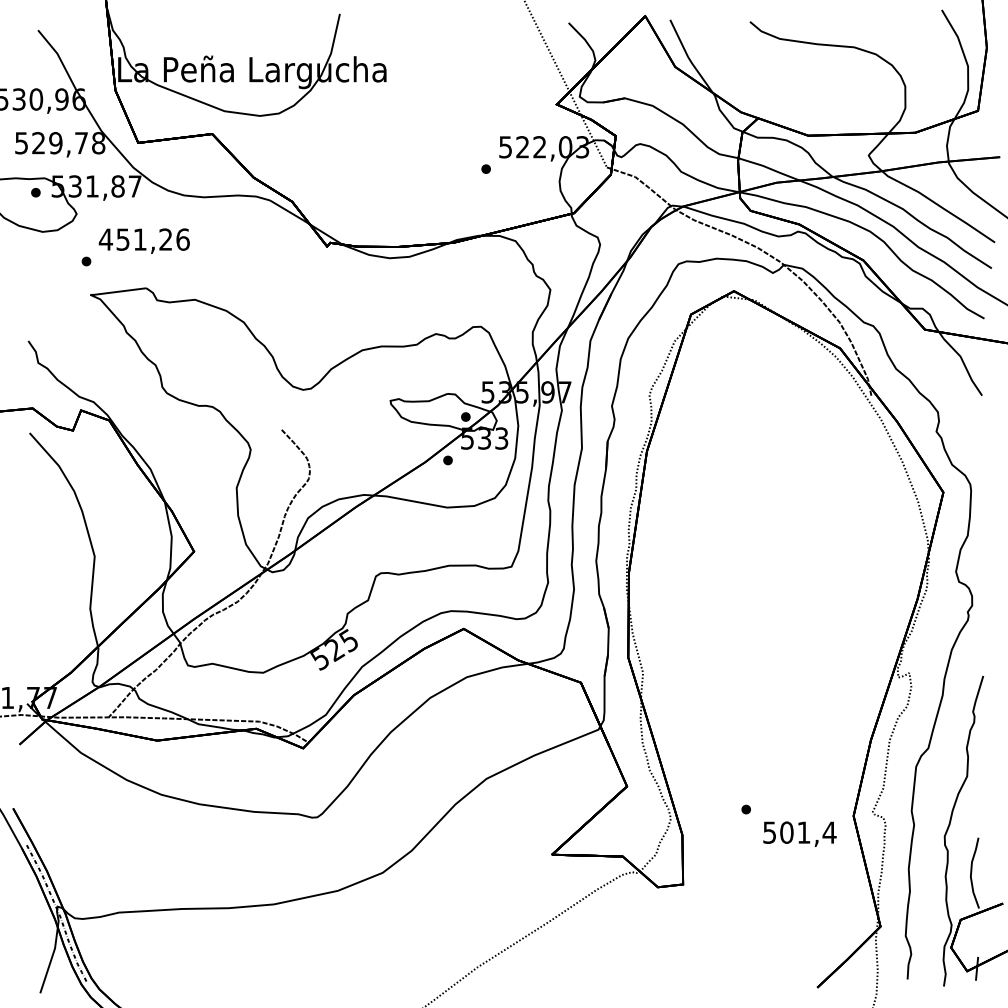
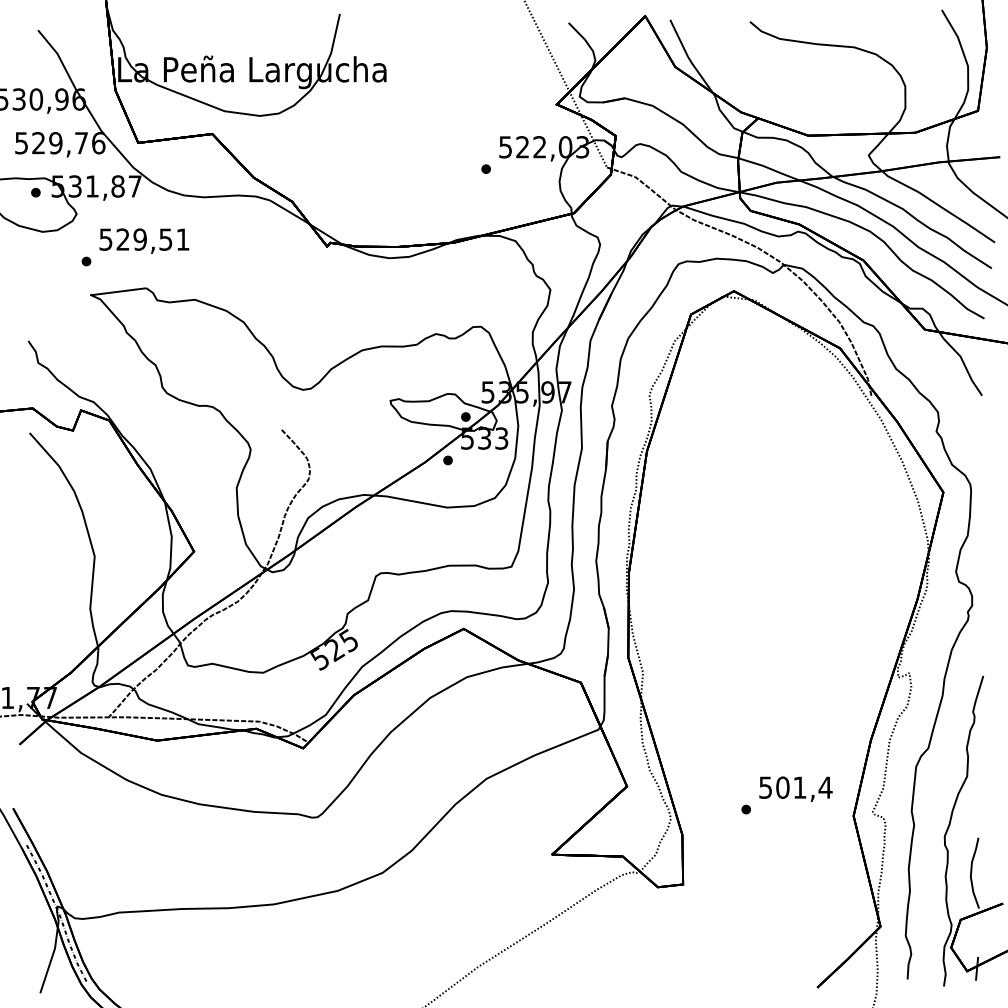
text: 529,78 -> 529,76 (98, 143)
text: 451,26 -> 529,51 (143, 239)
text position: (799, 833) -> (795, 788) (795, 788)
